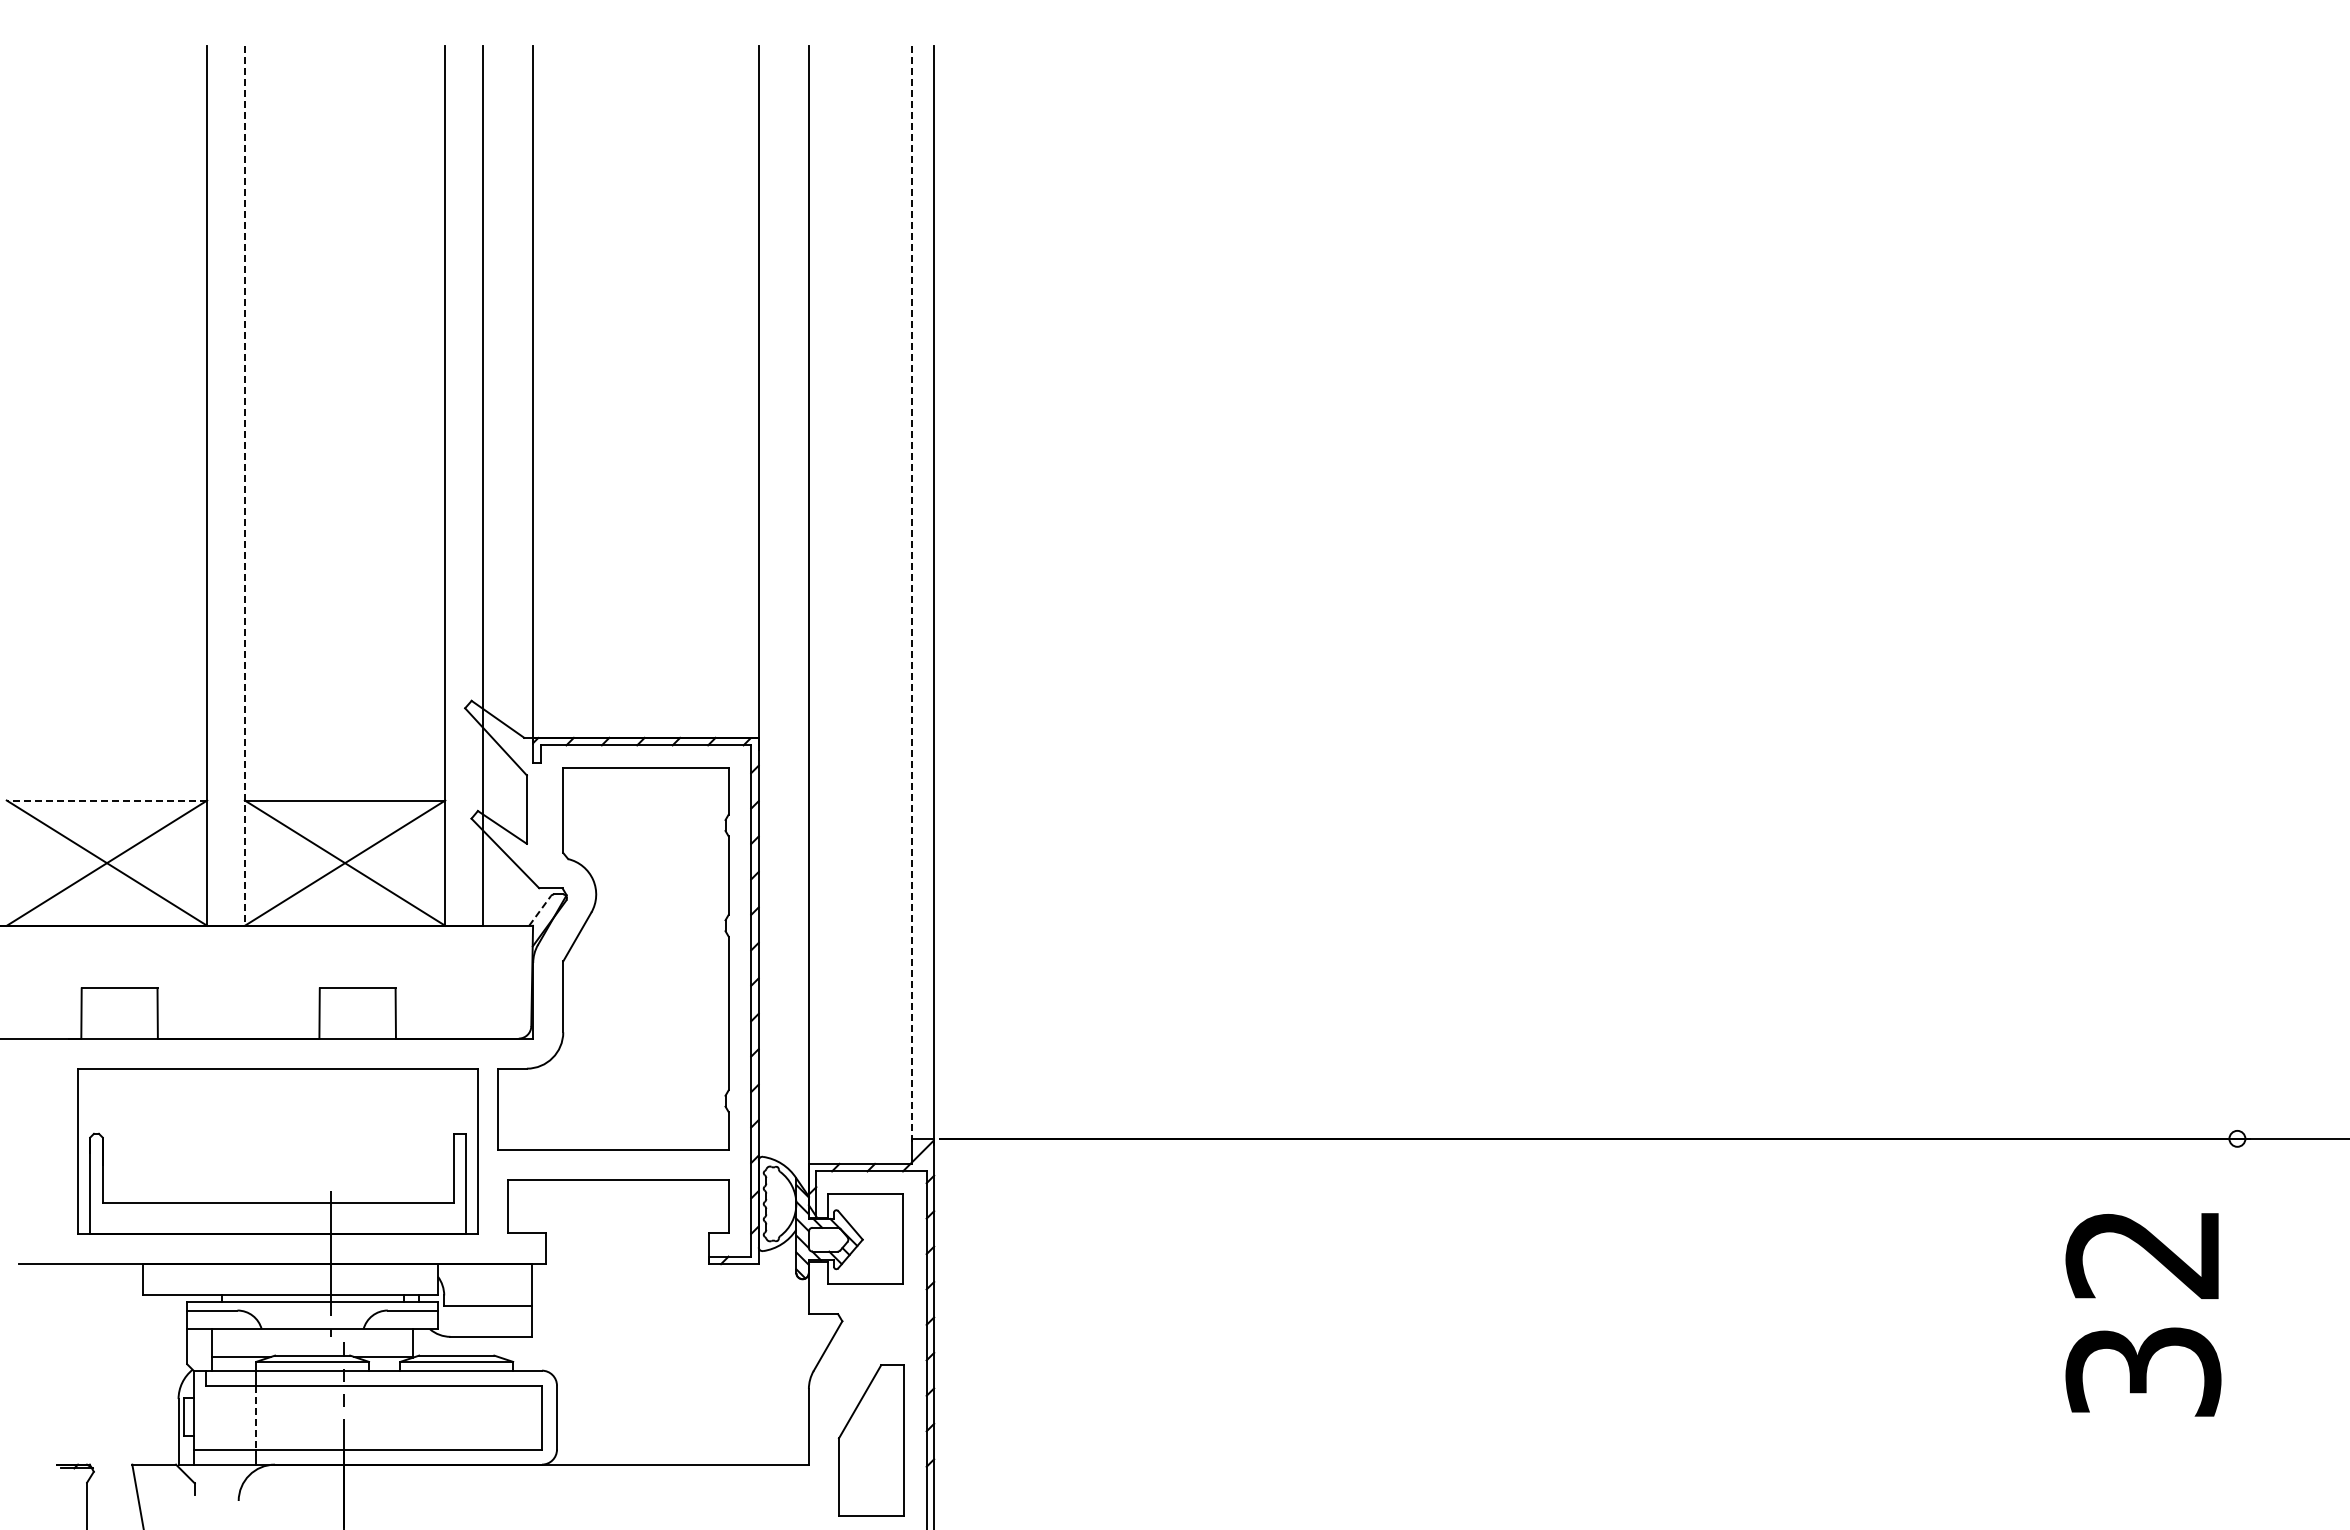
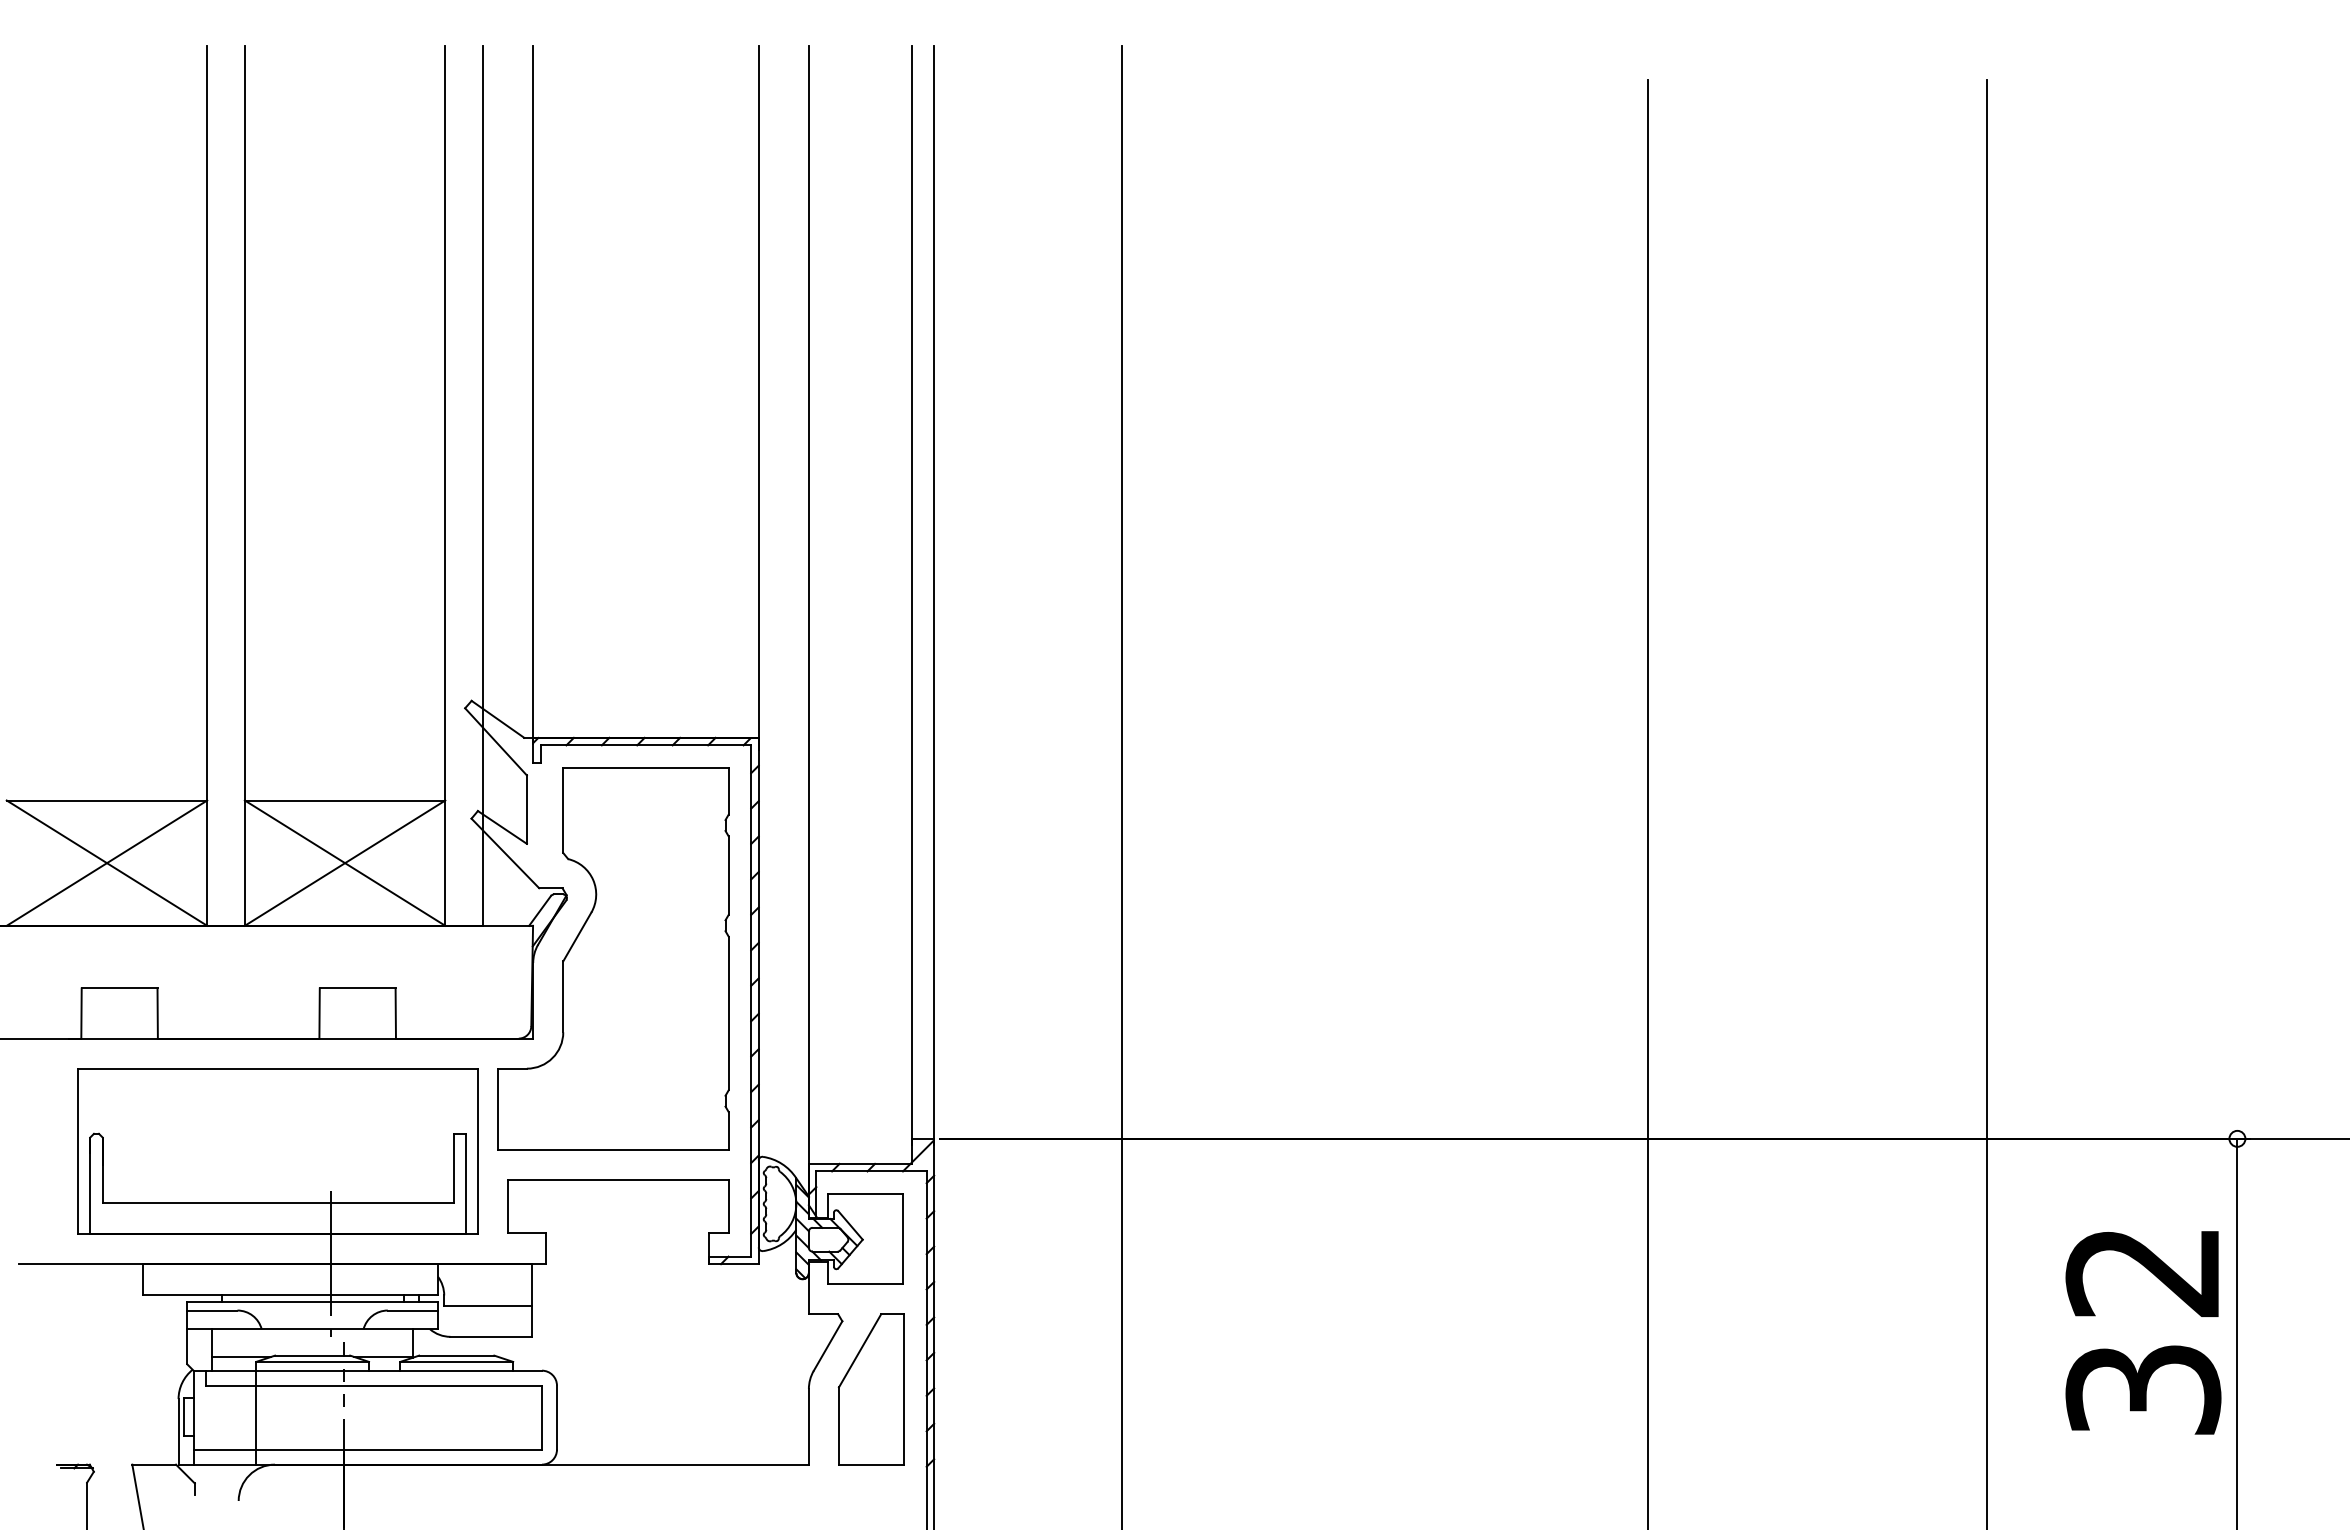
line: dashed -> solid (244, 485)
line: dashed -> solid (911, 595)
line: none -> present (1122, 785)
line: dashed -> solid (106, 800)
line: none -> present (1648, 802)
line: none -> present (1986, 802)
line: dashed -> solid (540, 910)
text position: (2143, 1314) -> (2143, 1332) (2143, 1332)
line: none -> present (2237, 1332)
line: dashed -> solid (256, 1417)
part position: (870, 1440) -> (870, 1389) (870, 1389)
